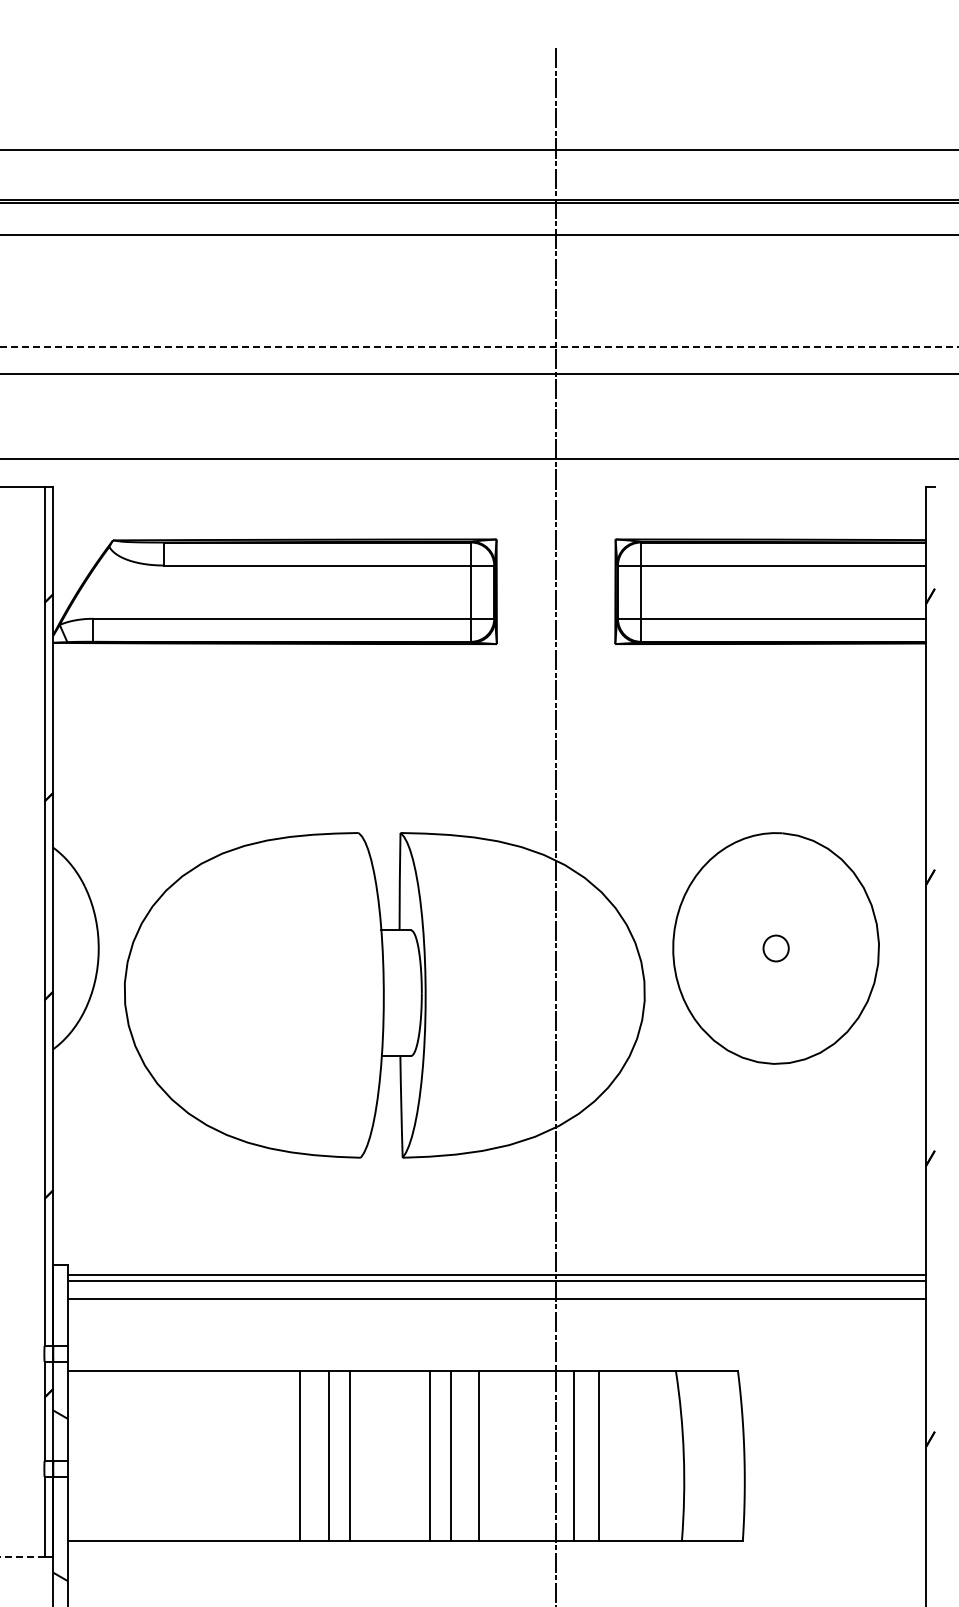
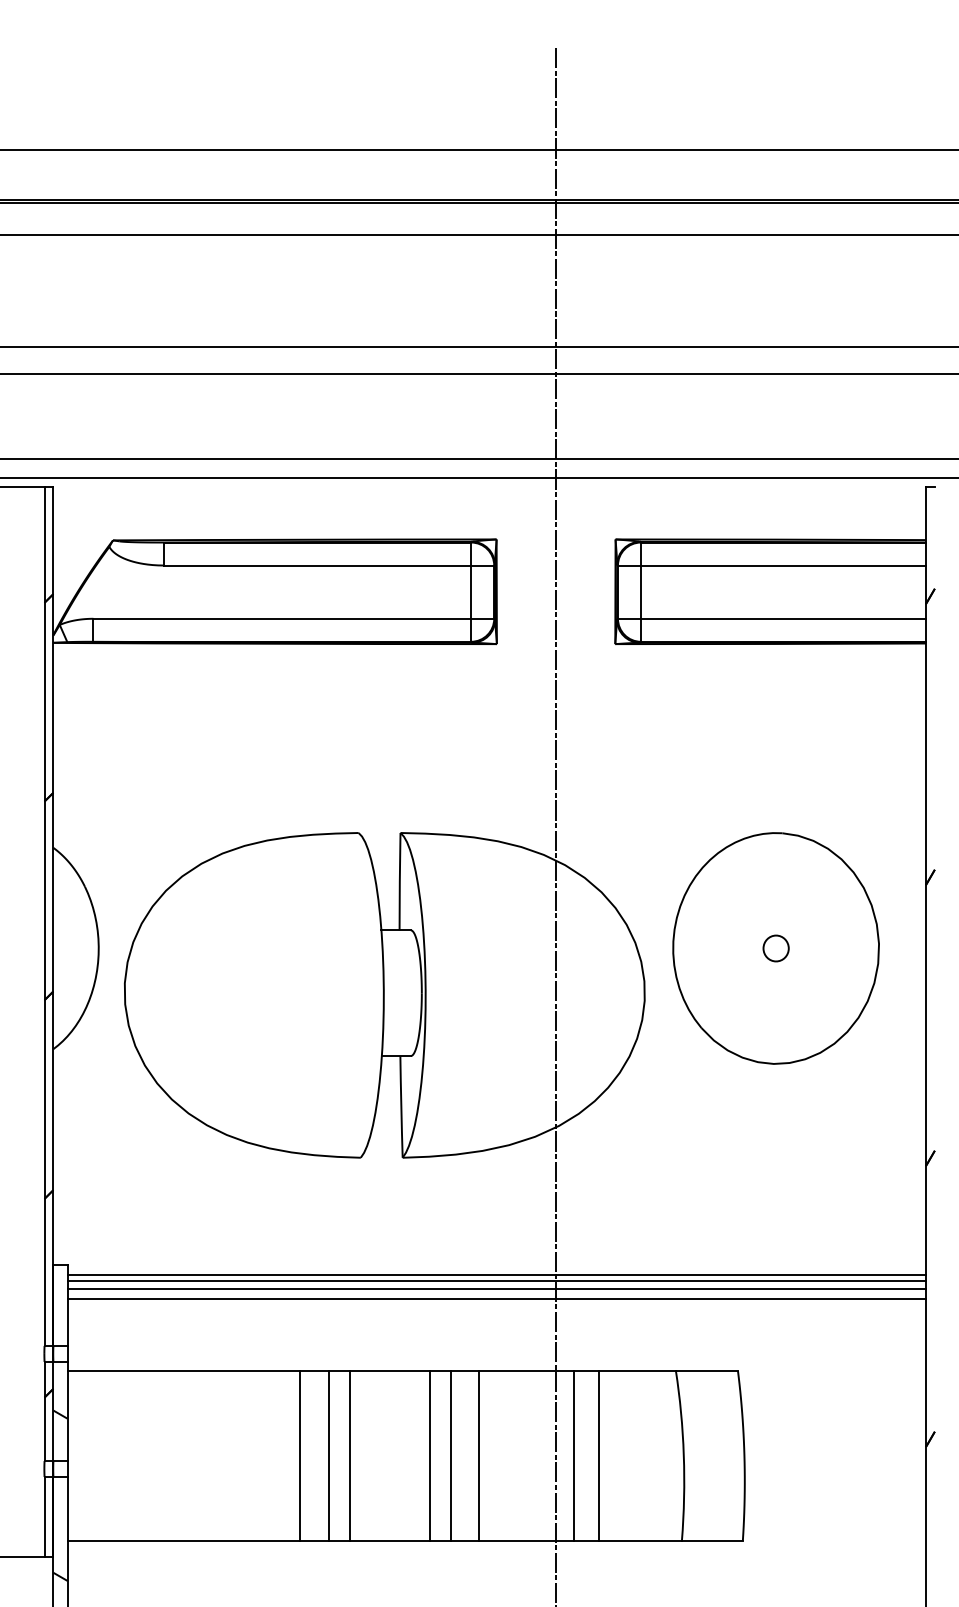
line: dashed -> solid (479, 346)
line: none -> present (478, 478)
line: none -> present (496, 1289)
line: dashed -> solid (22, 1557)
